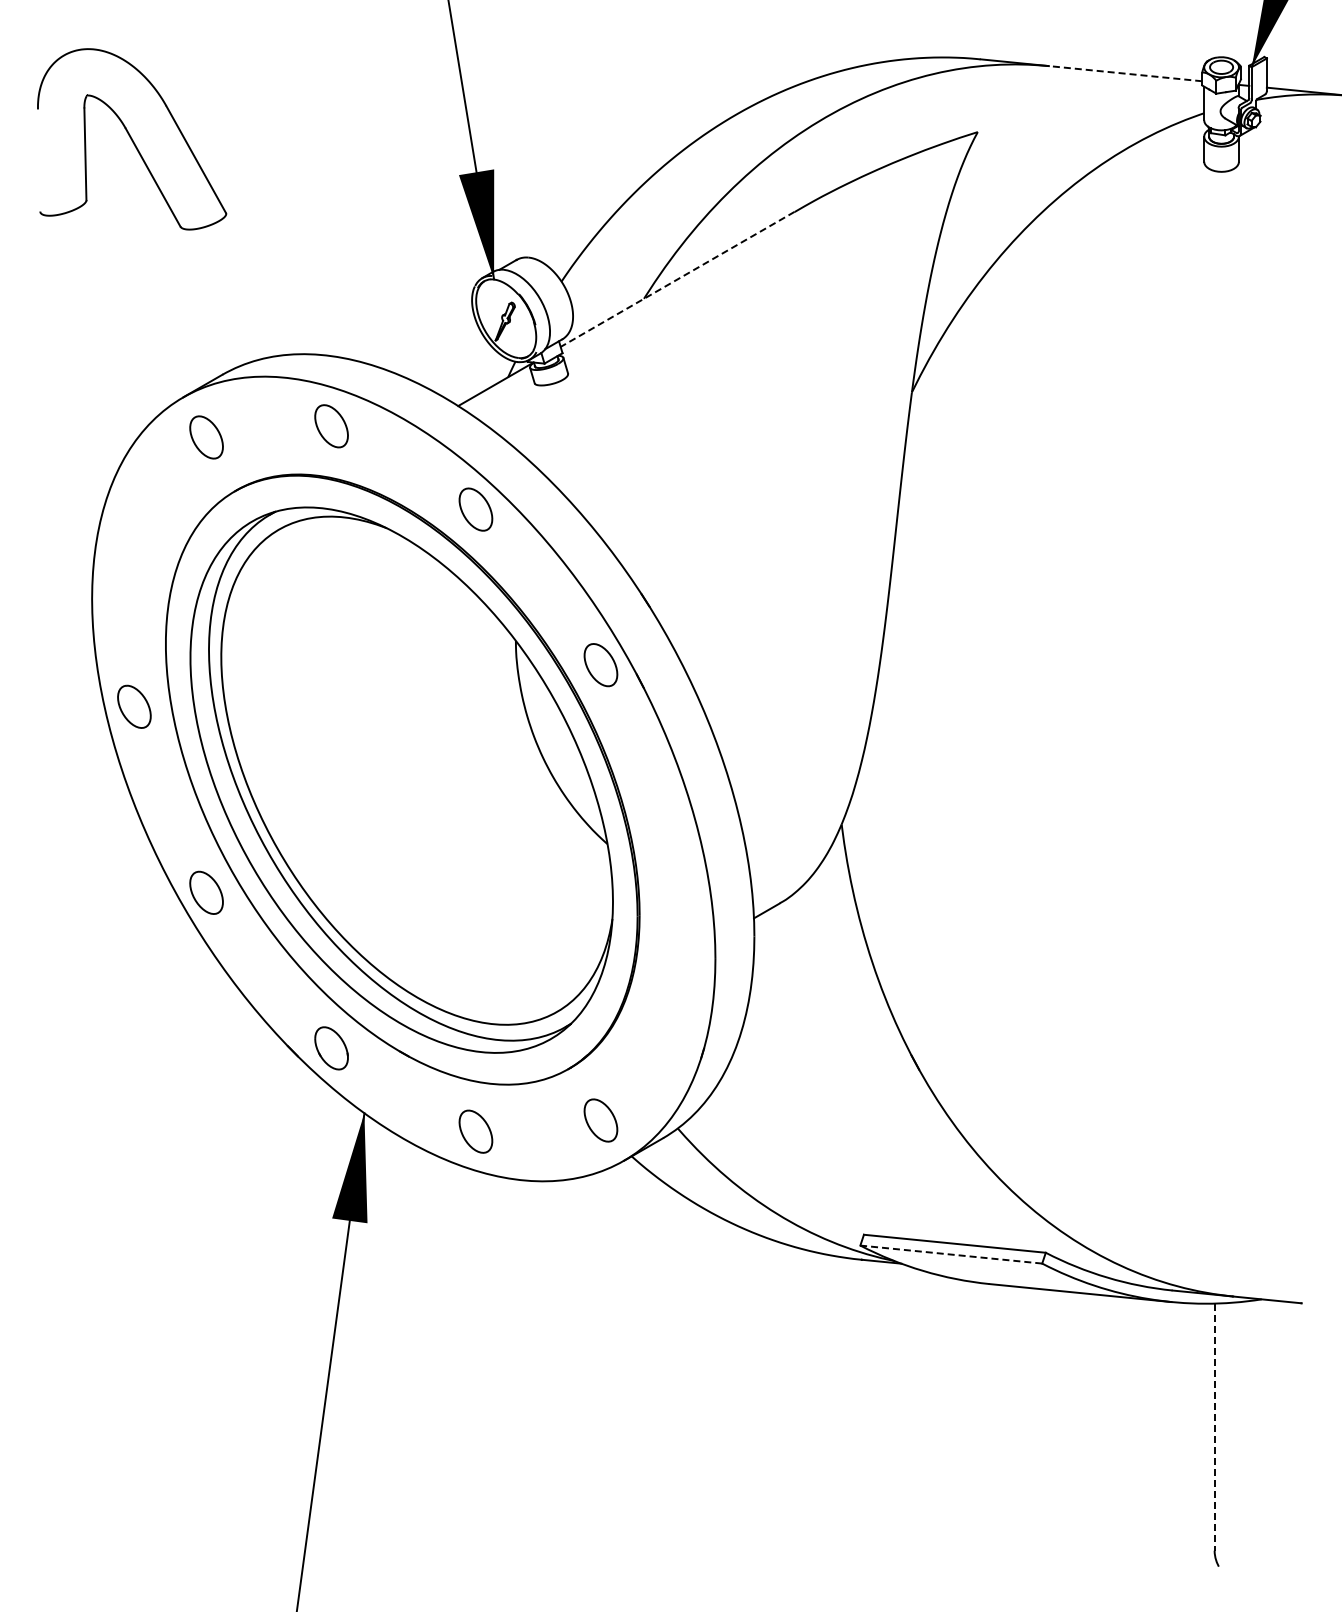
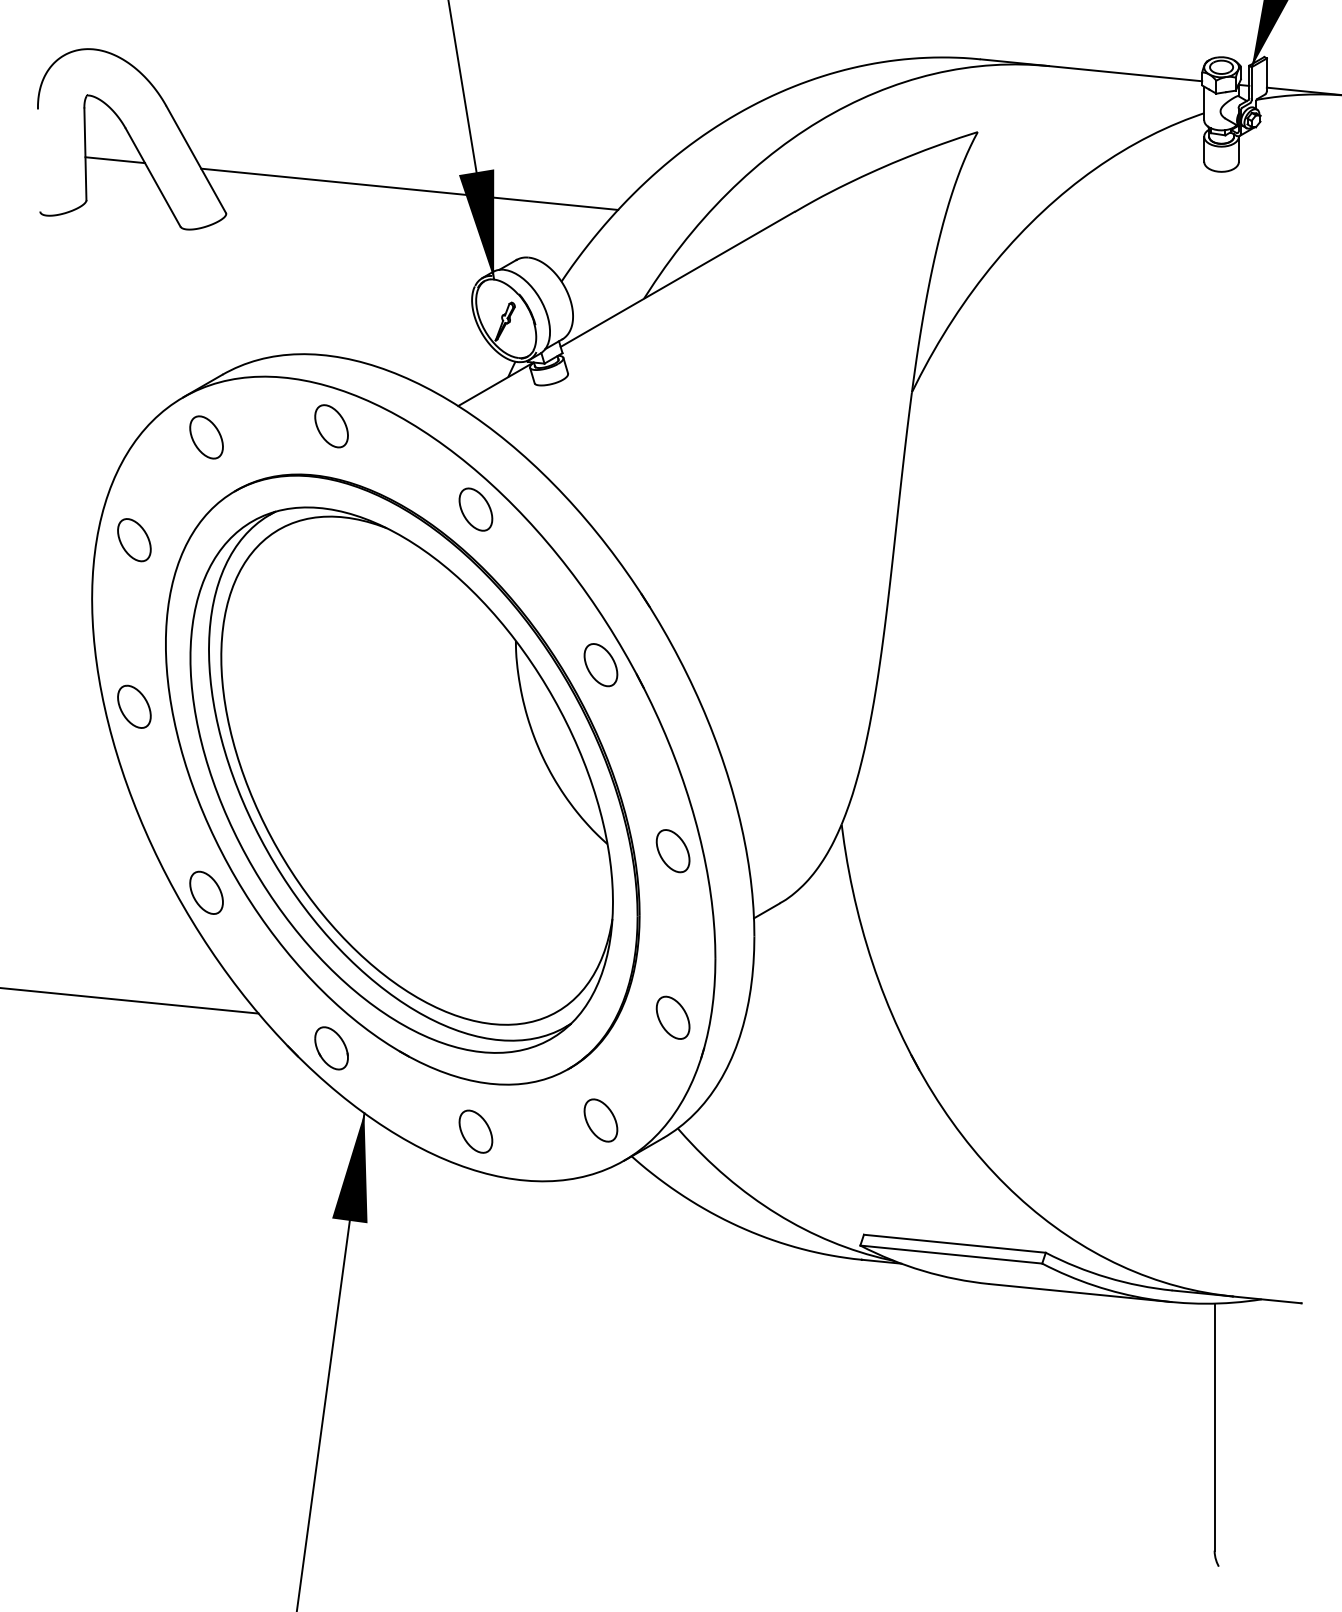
line: dashed -> solid (1125, 73)
line: none -> present (115, 160)
line: none -> present (409, 188)
line: dashed -> solid (677, 279)
part: none -> present (134, 540)
part: none -> present (672, 851)
line: none -> present (130, 1000)
part: none -> present (672, 1017)
line: dashed -> solid (950, 1254)
line: dashed -> solid (1214, 1427)
